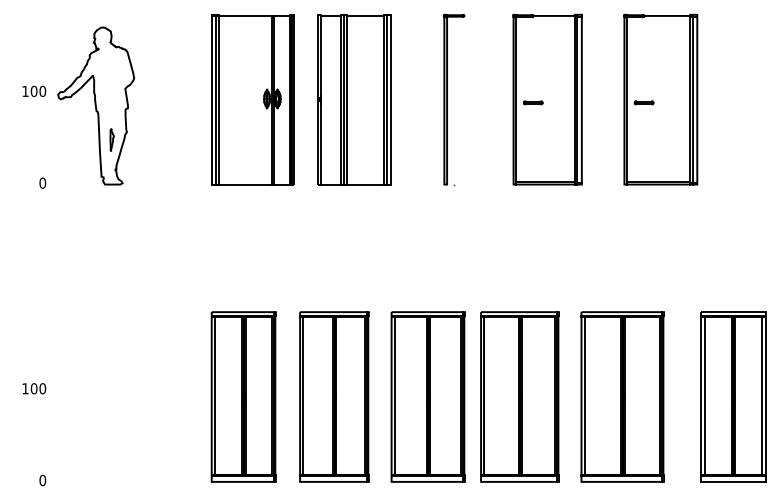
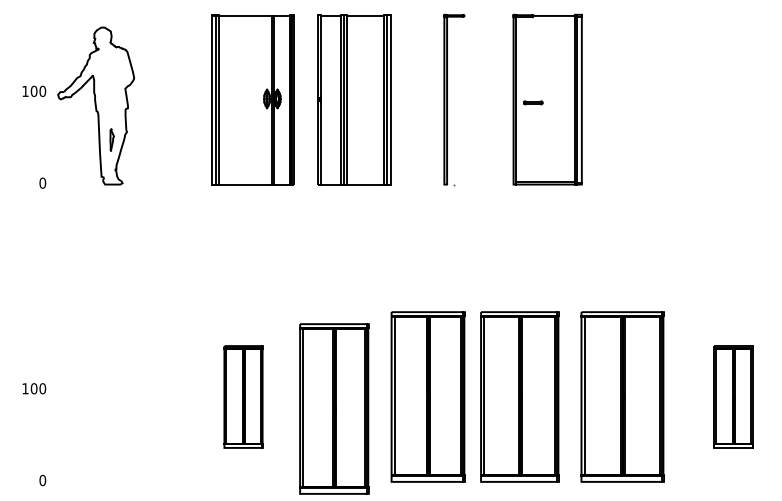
part: present -> none (660, 99)
part size: 67x172 px -> 41x104 px (243, 396)
part position: (334, 396) -> (334, 408) (334, 408)
part size: 67x172 px -> 41x104 px (733, 396)
